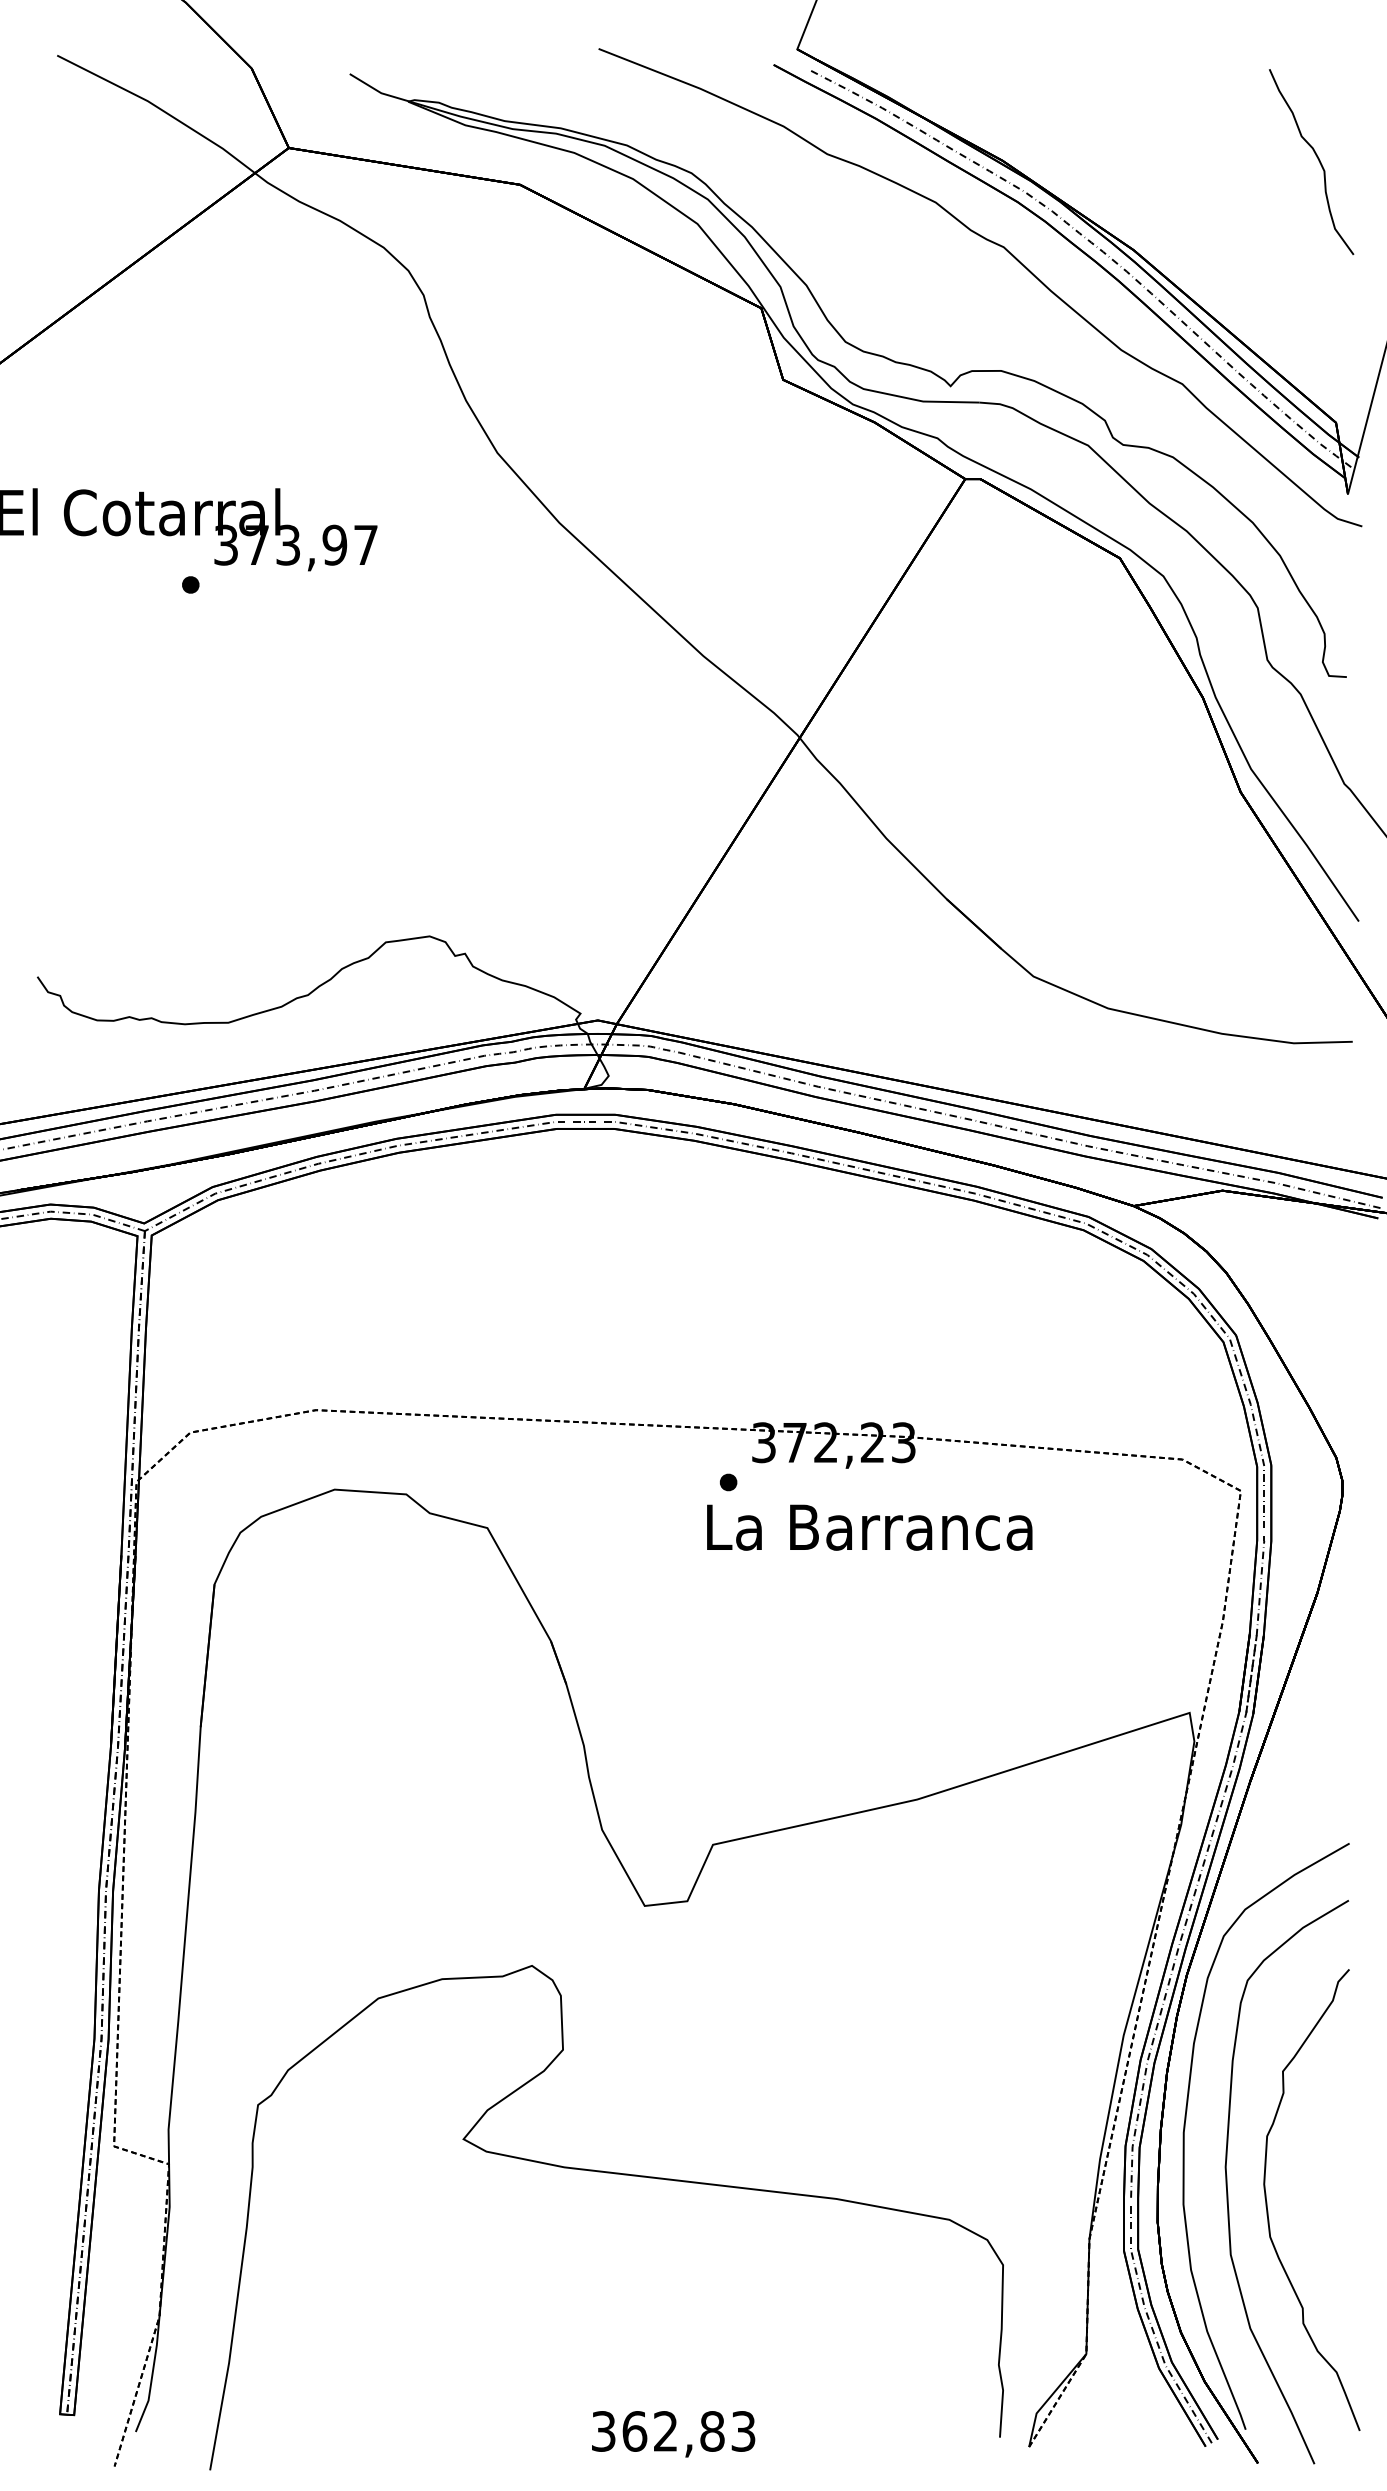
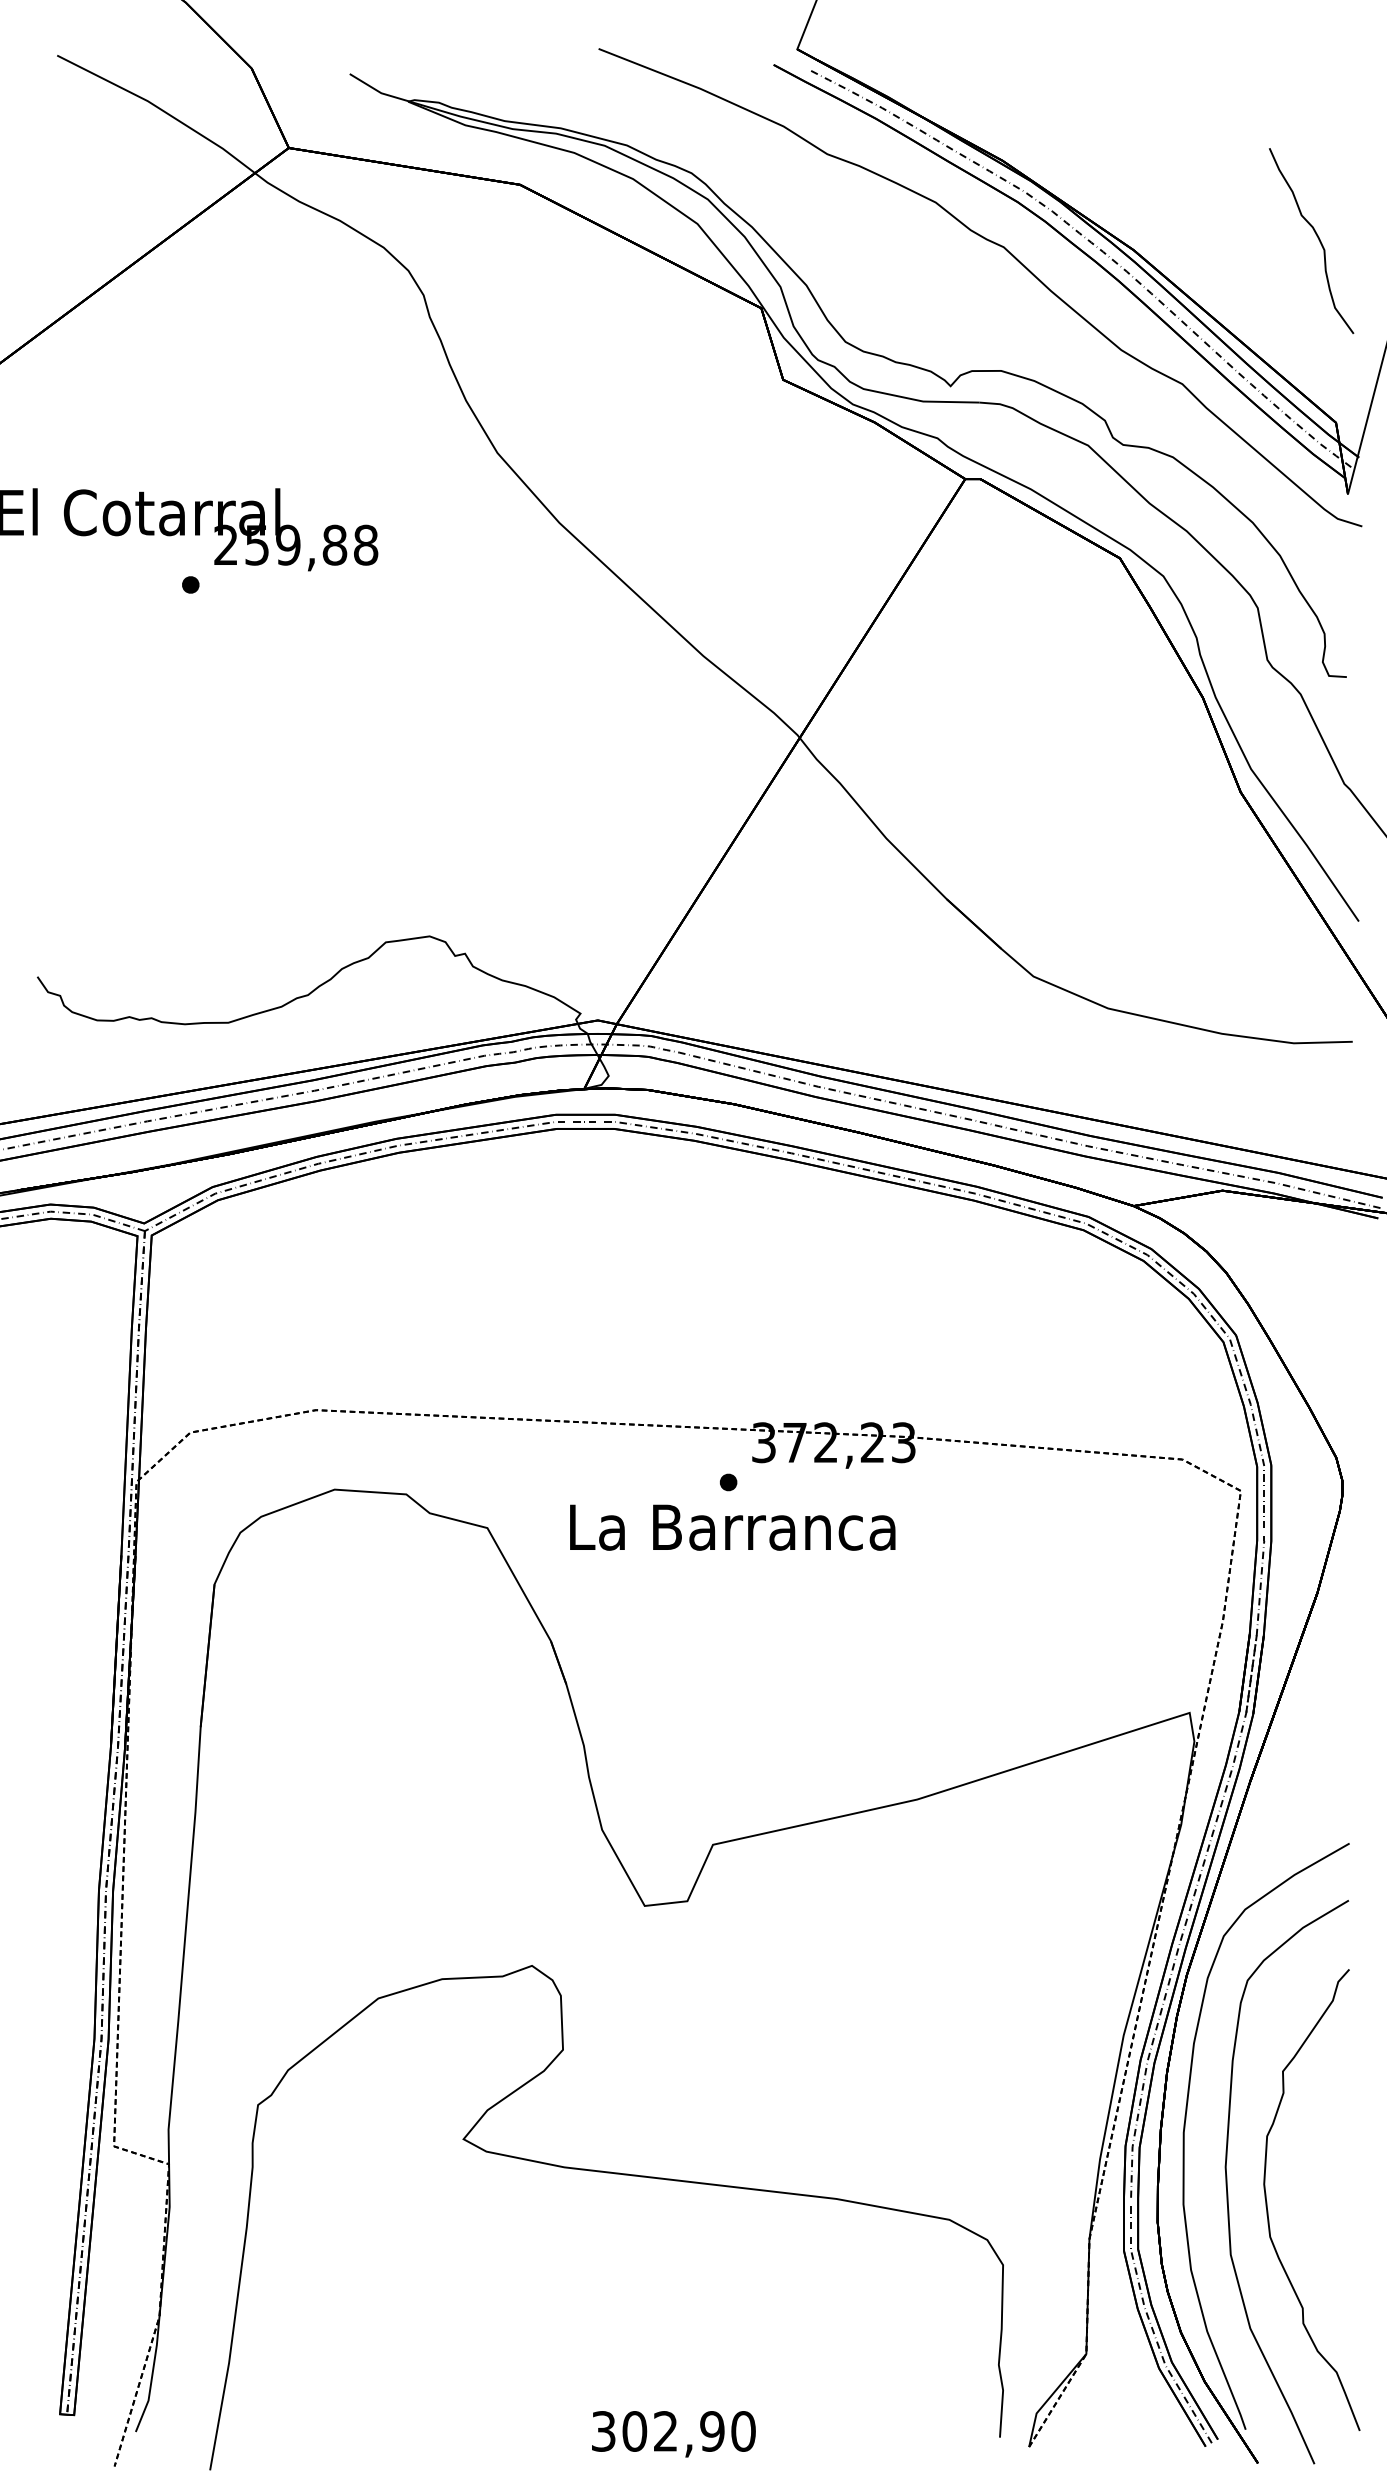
curve position: (1317, 159) -> (1317, 238) (1317, 238)
text: 373,97 -> 259,88 (296, 544)
text position: (869, 1527) -> (732, 1527) (732, 1527)
text: 362,83 -> 302,90 (688, 2431)
